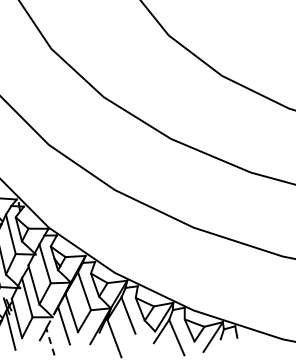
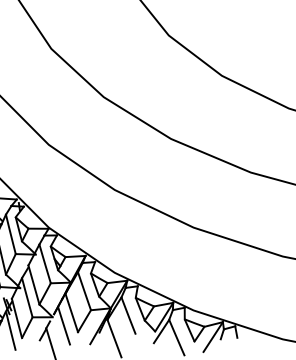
line: dashed -> solid (50, 343)
